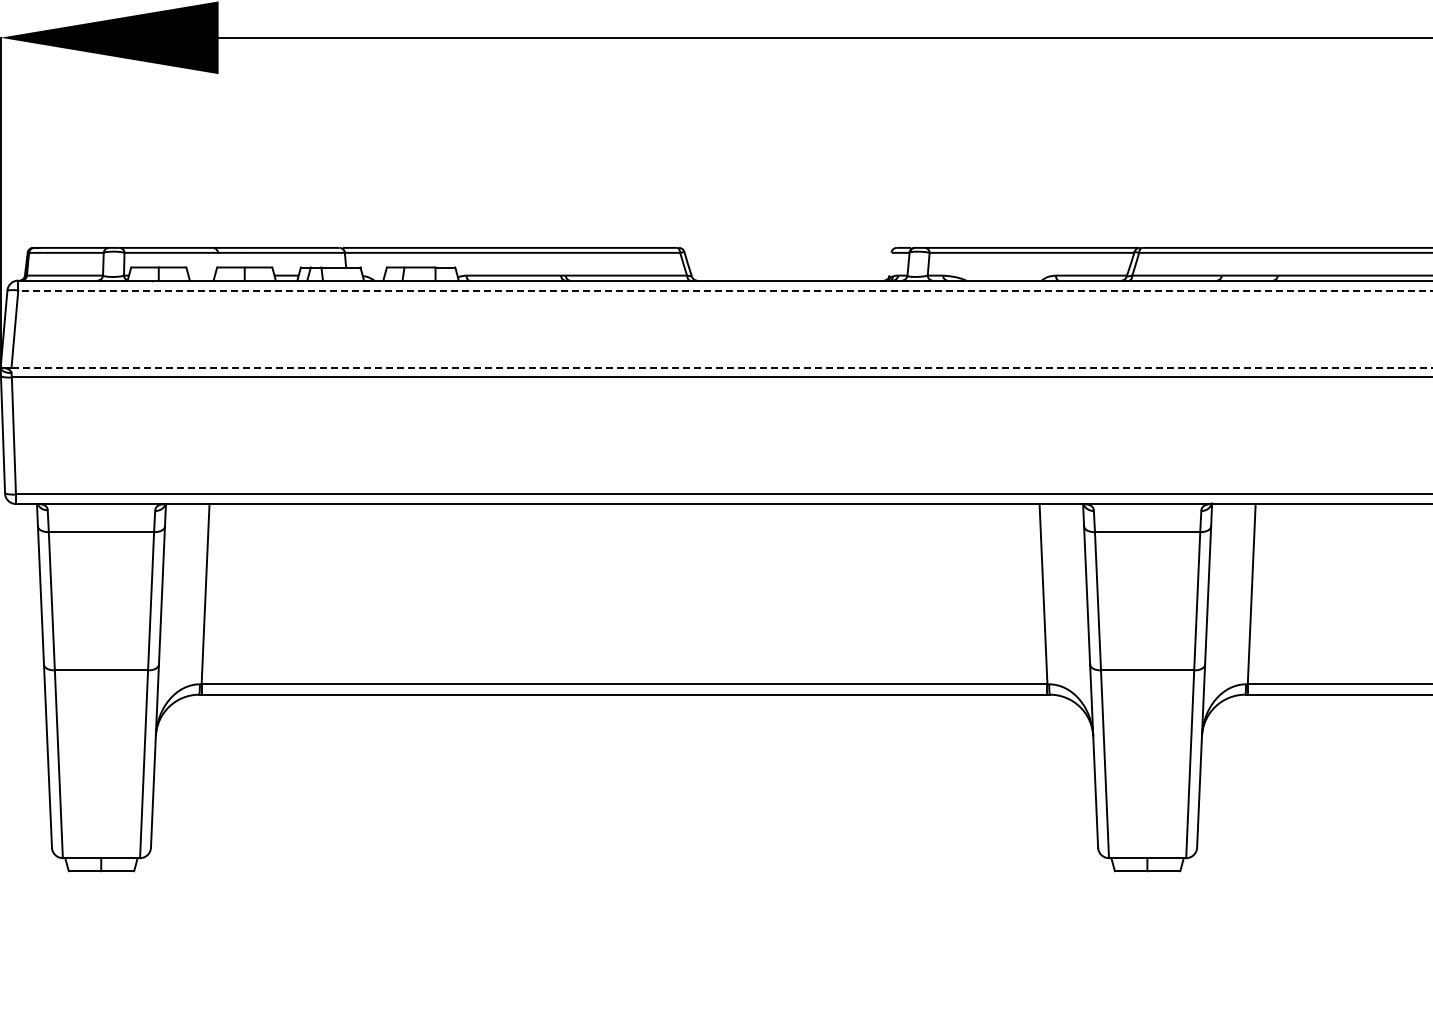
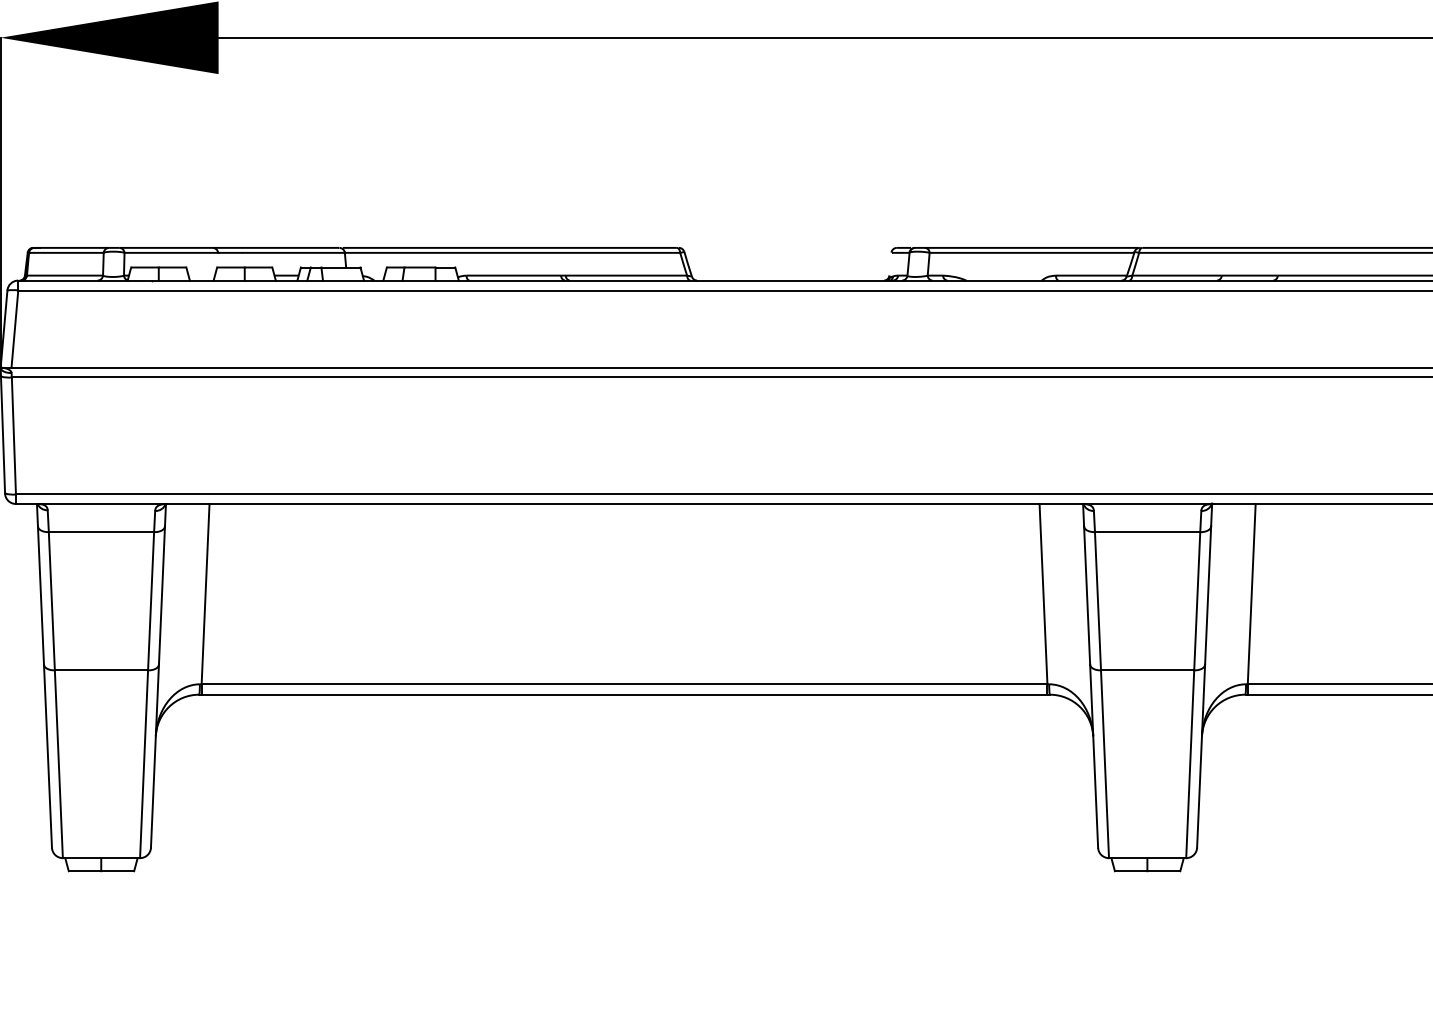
line: dashed -> solid (725, 290)
line: dashed -> solid (722, 367)
